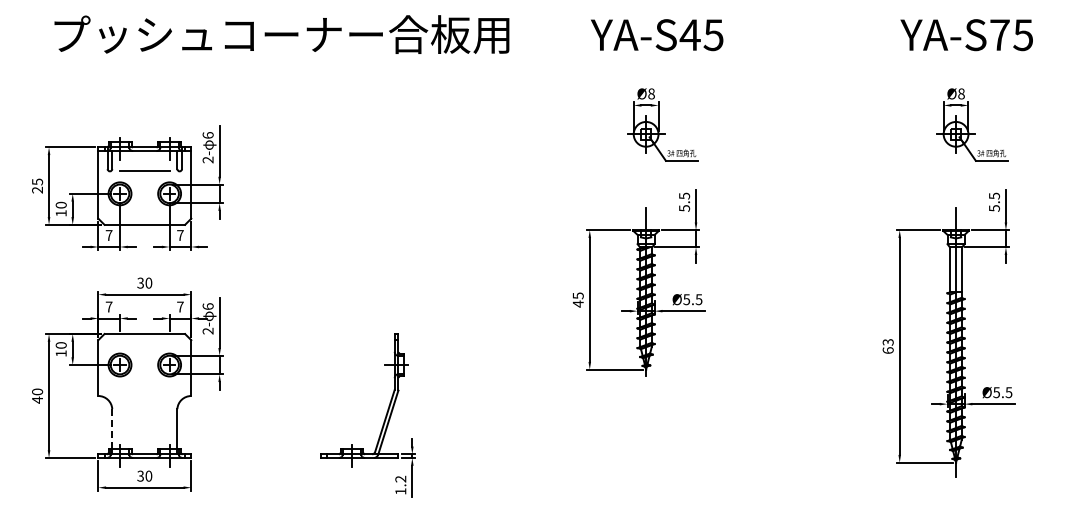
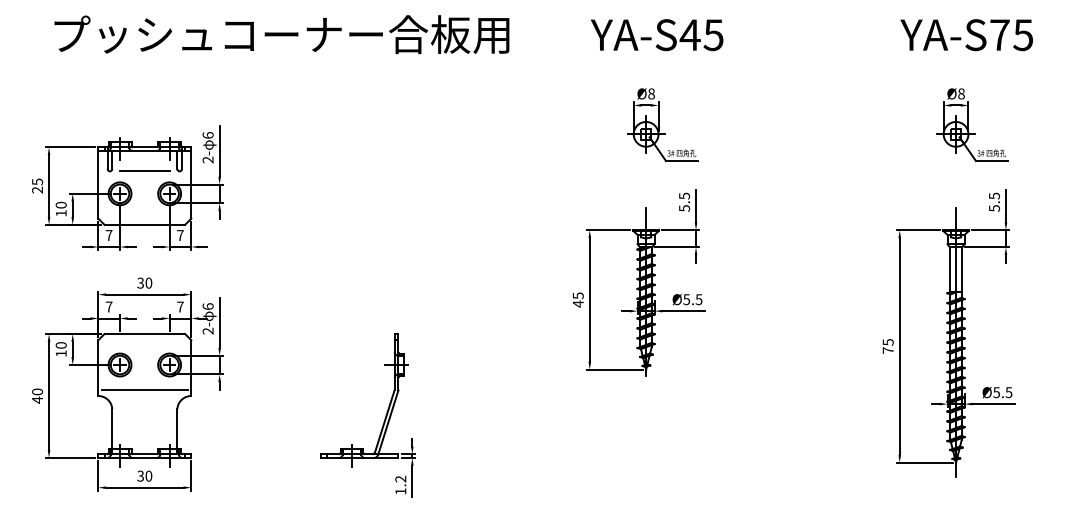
text: 63 -> 75 (887, 346)
line: none -> present (144, 389)
line: dashed -> solid (112, 428)
